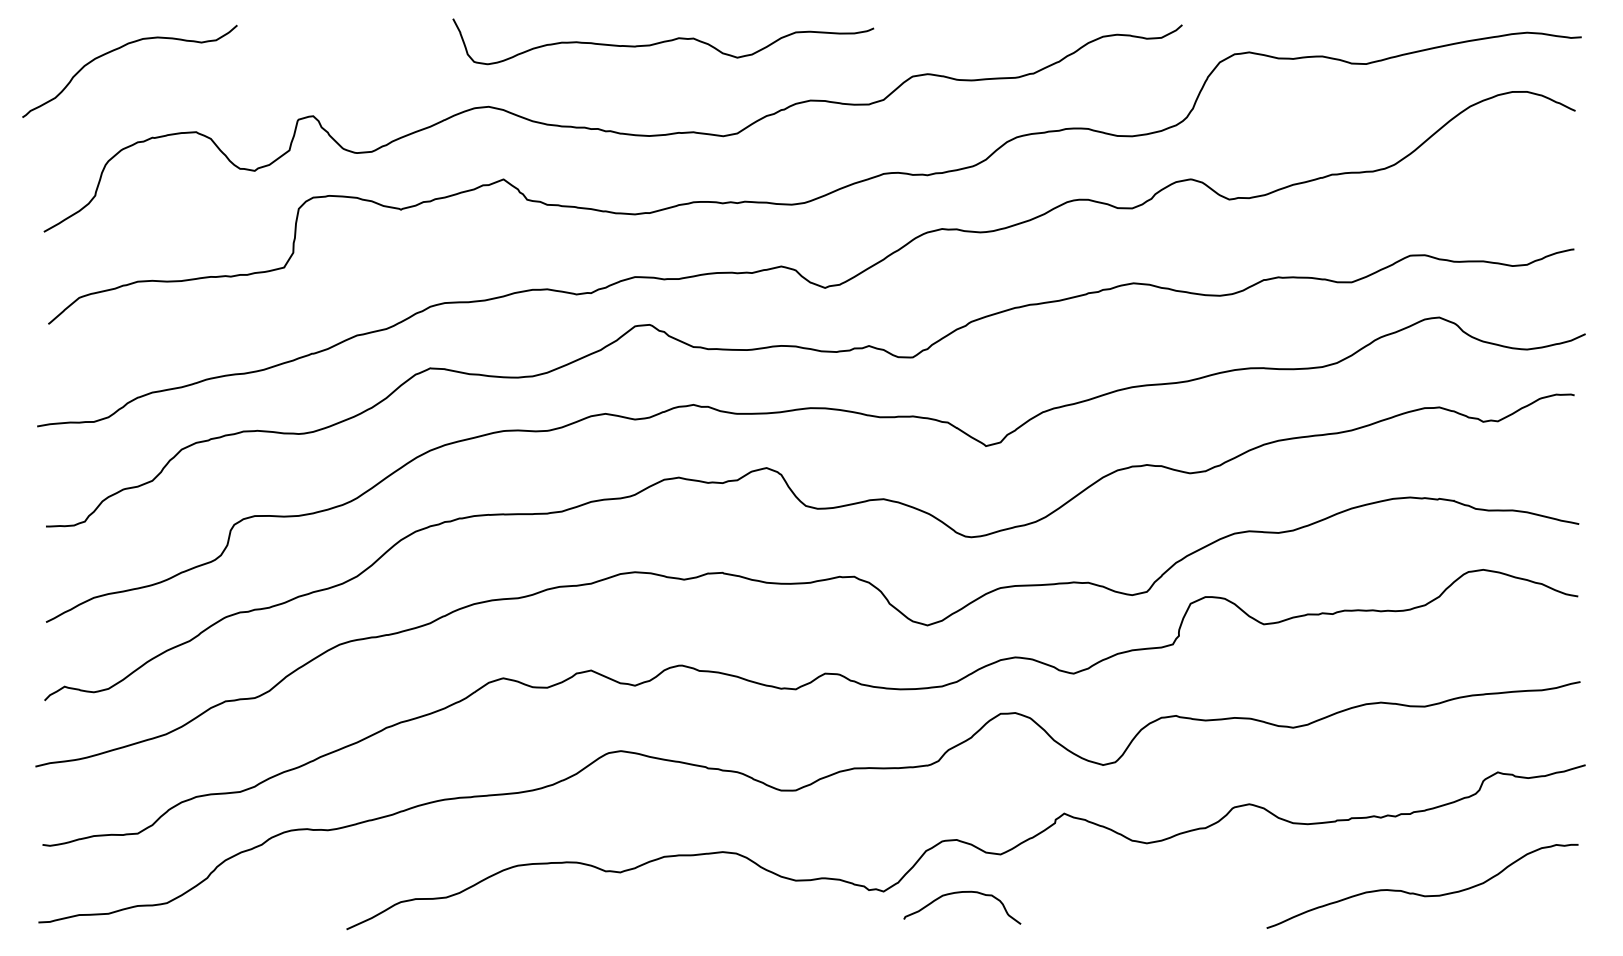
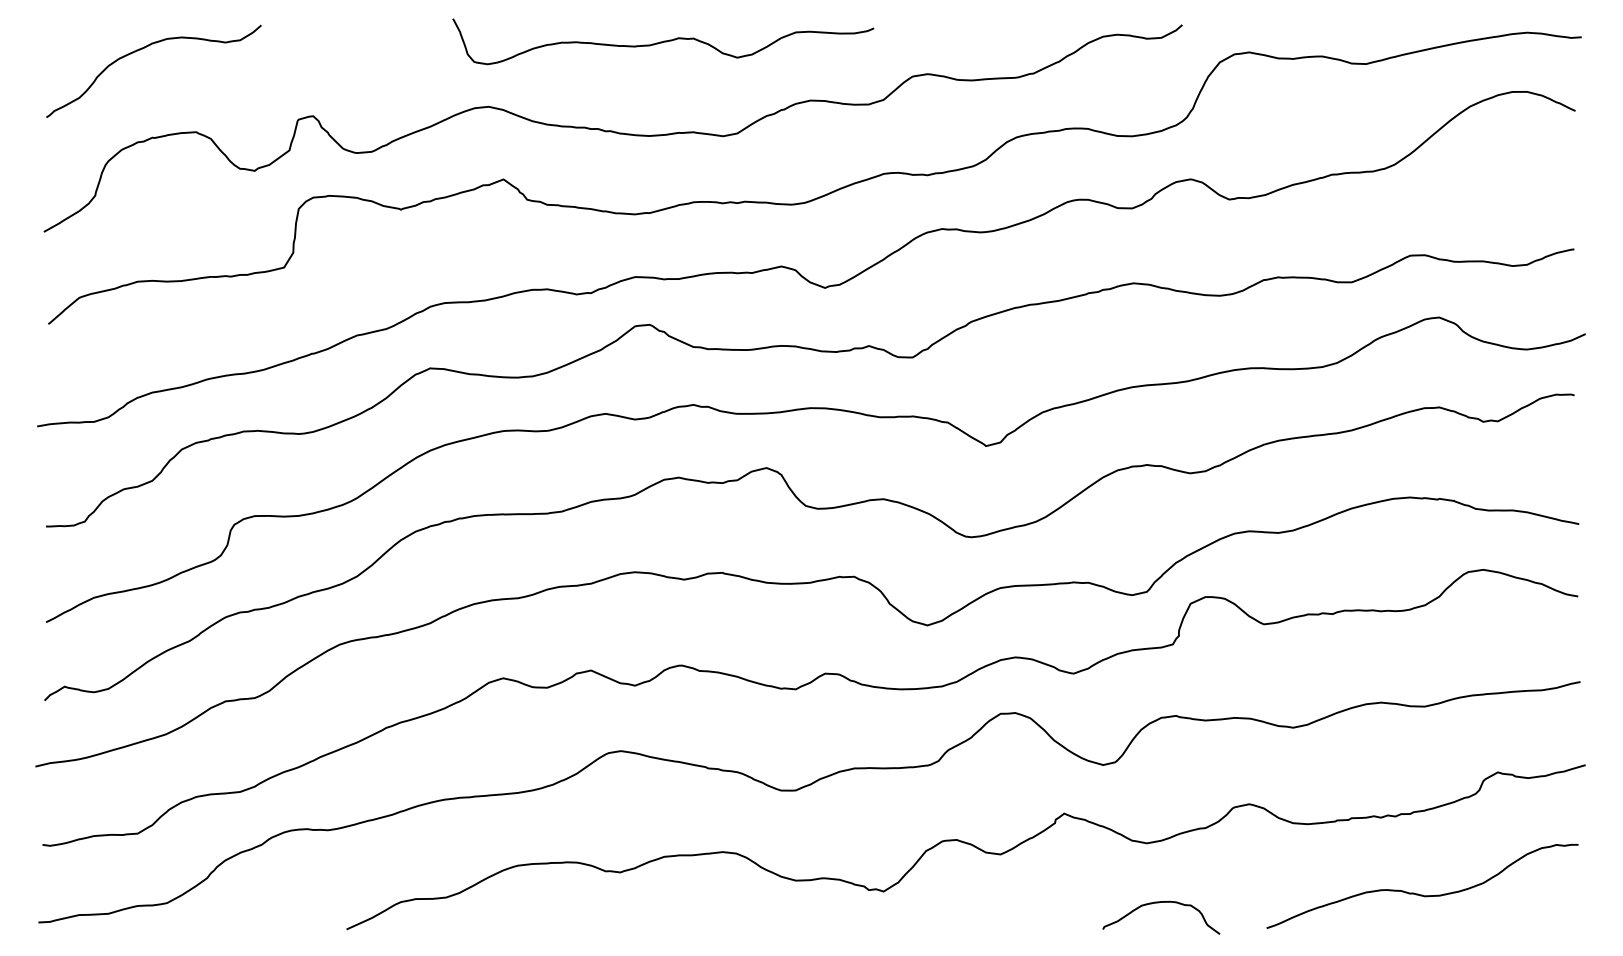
curve position: (118, 49) -> (142, 49) (142, 49)
curve position: (960, 893) -> (1159, 903) (1159, 903)
